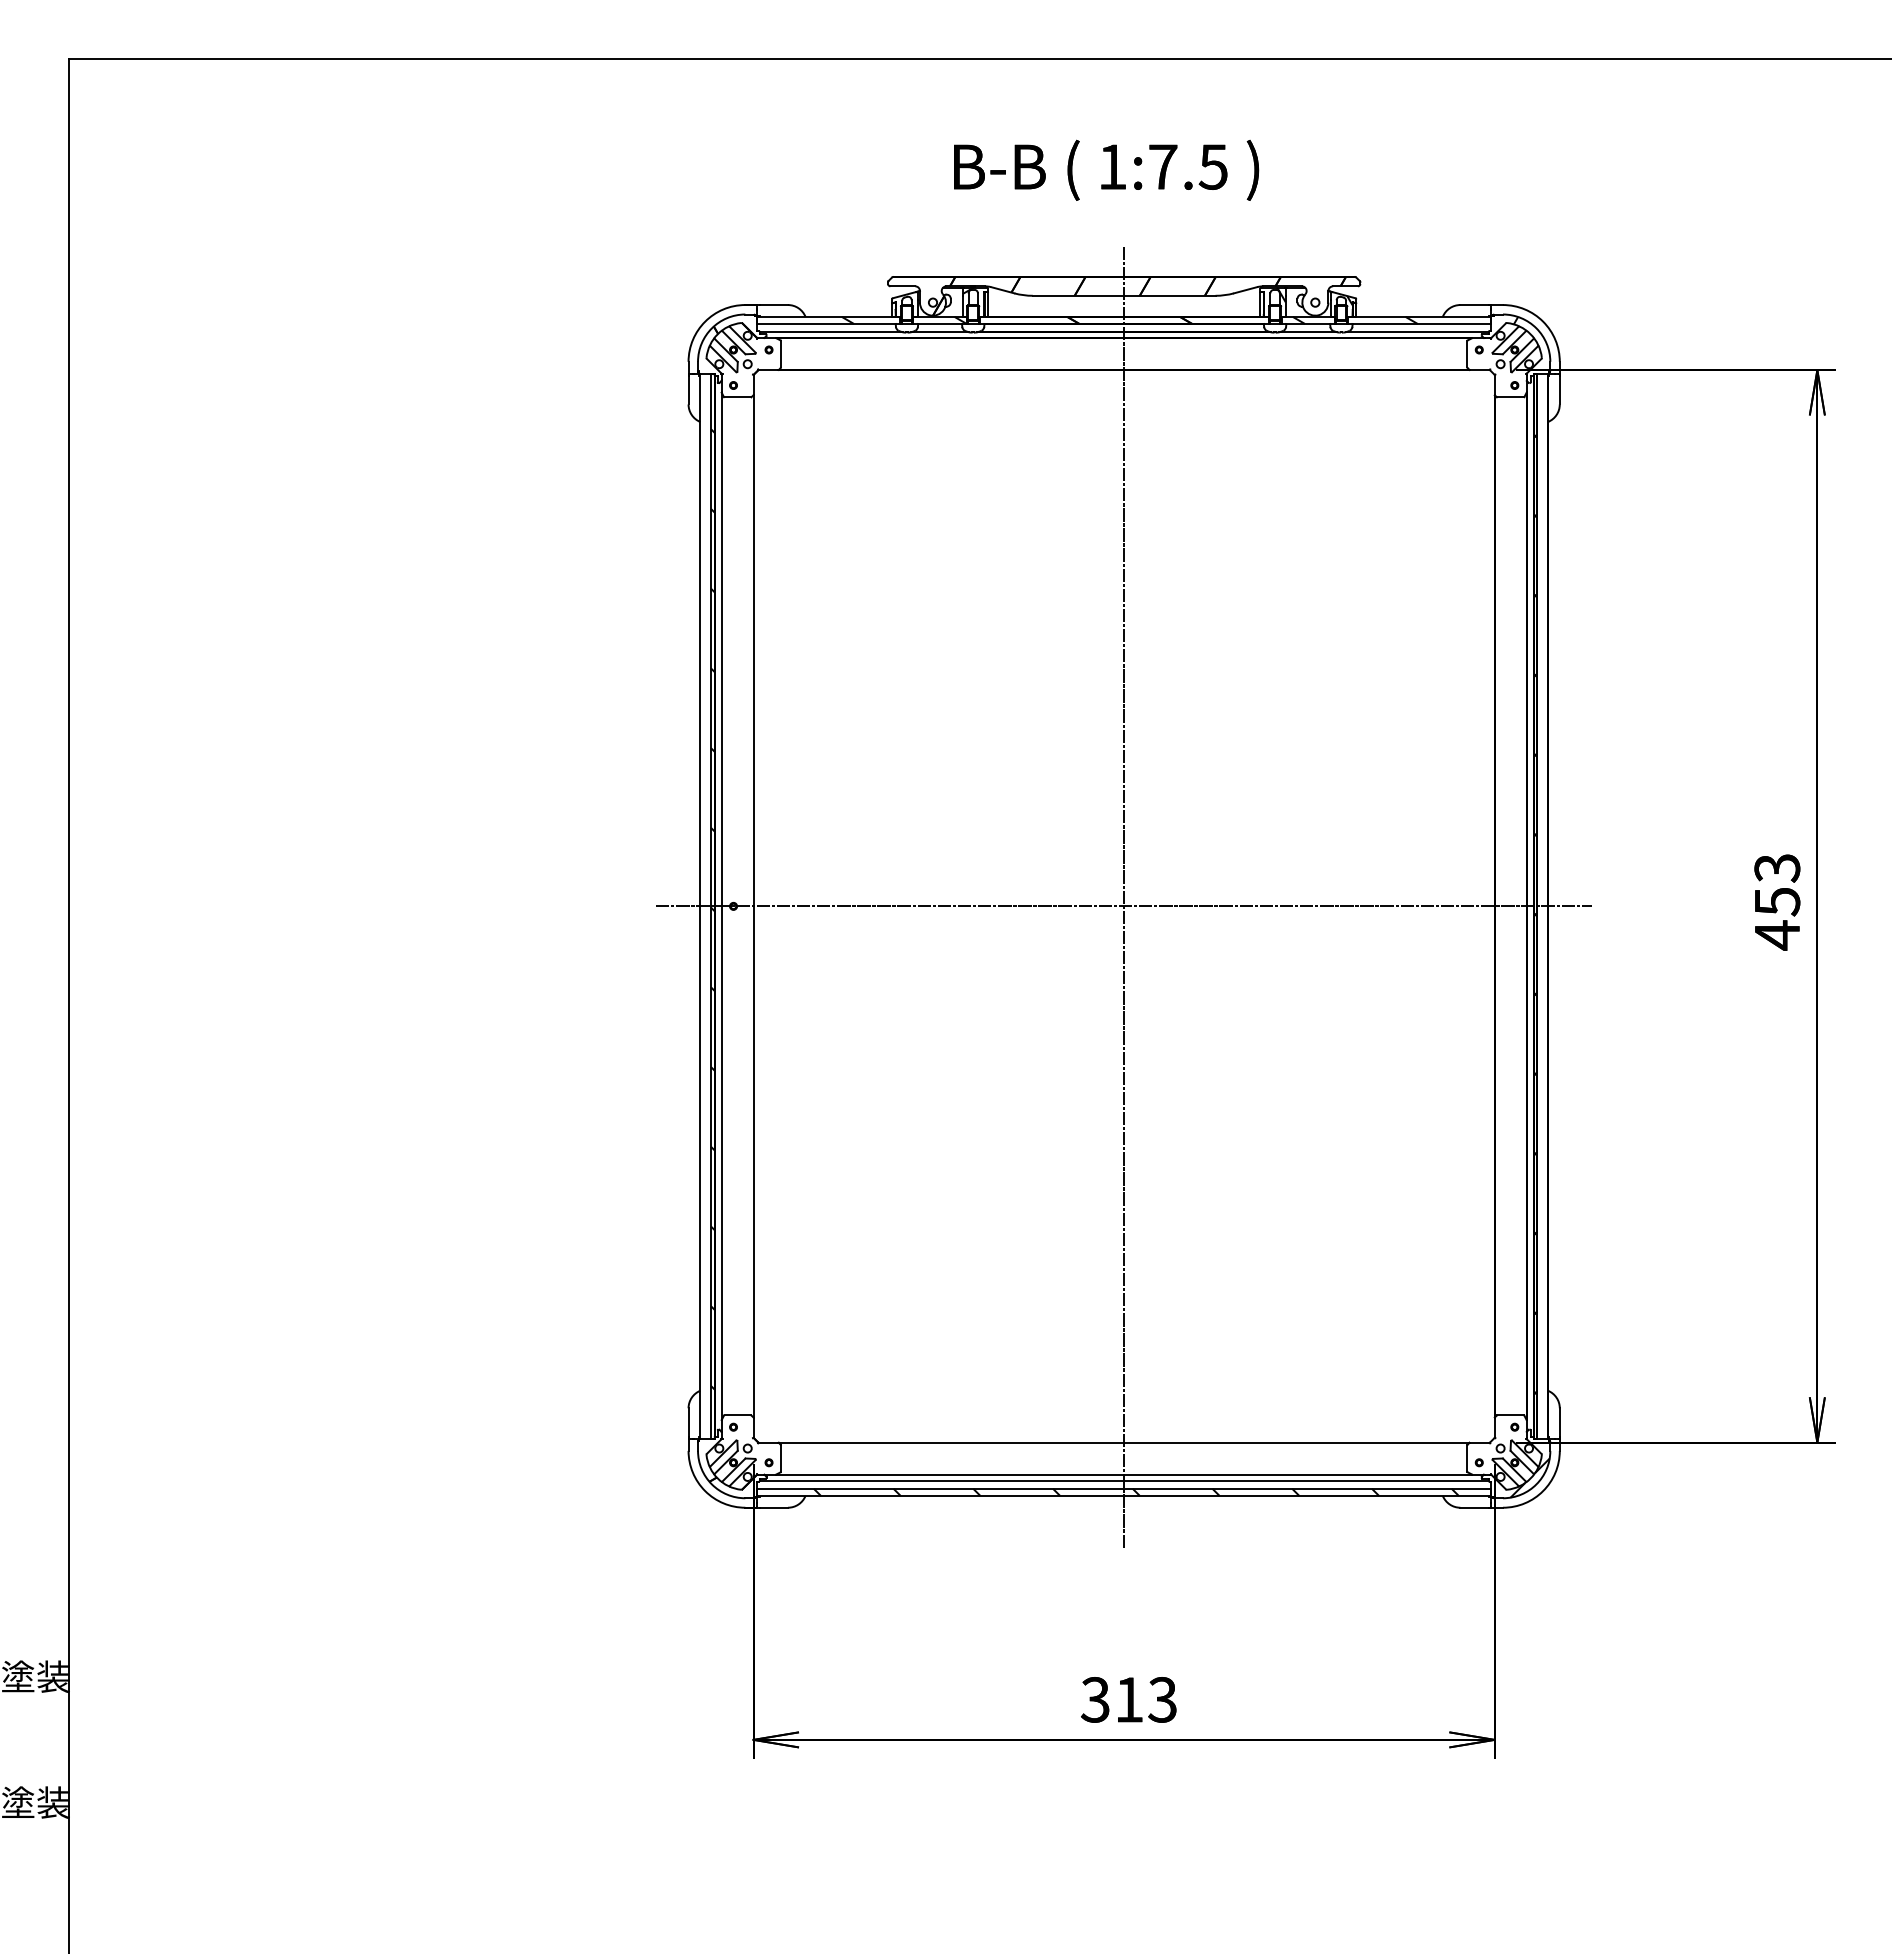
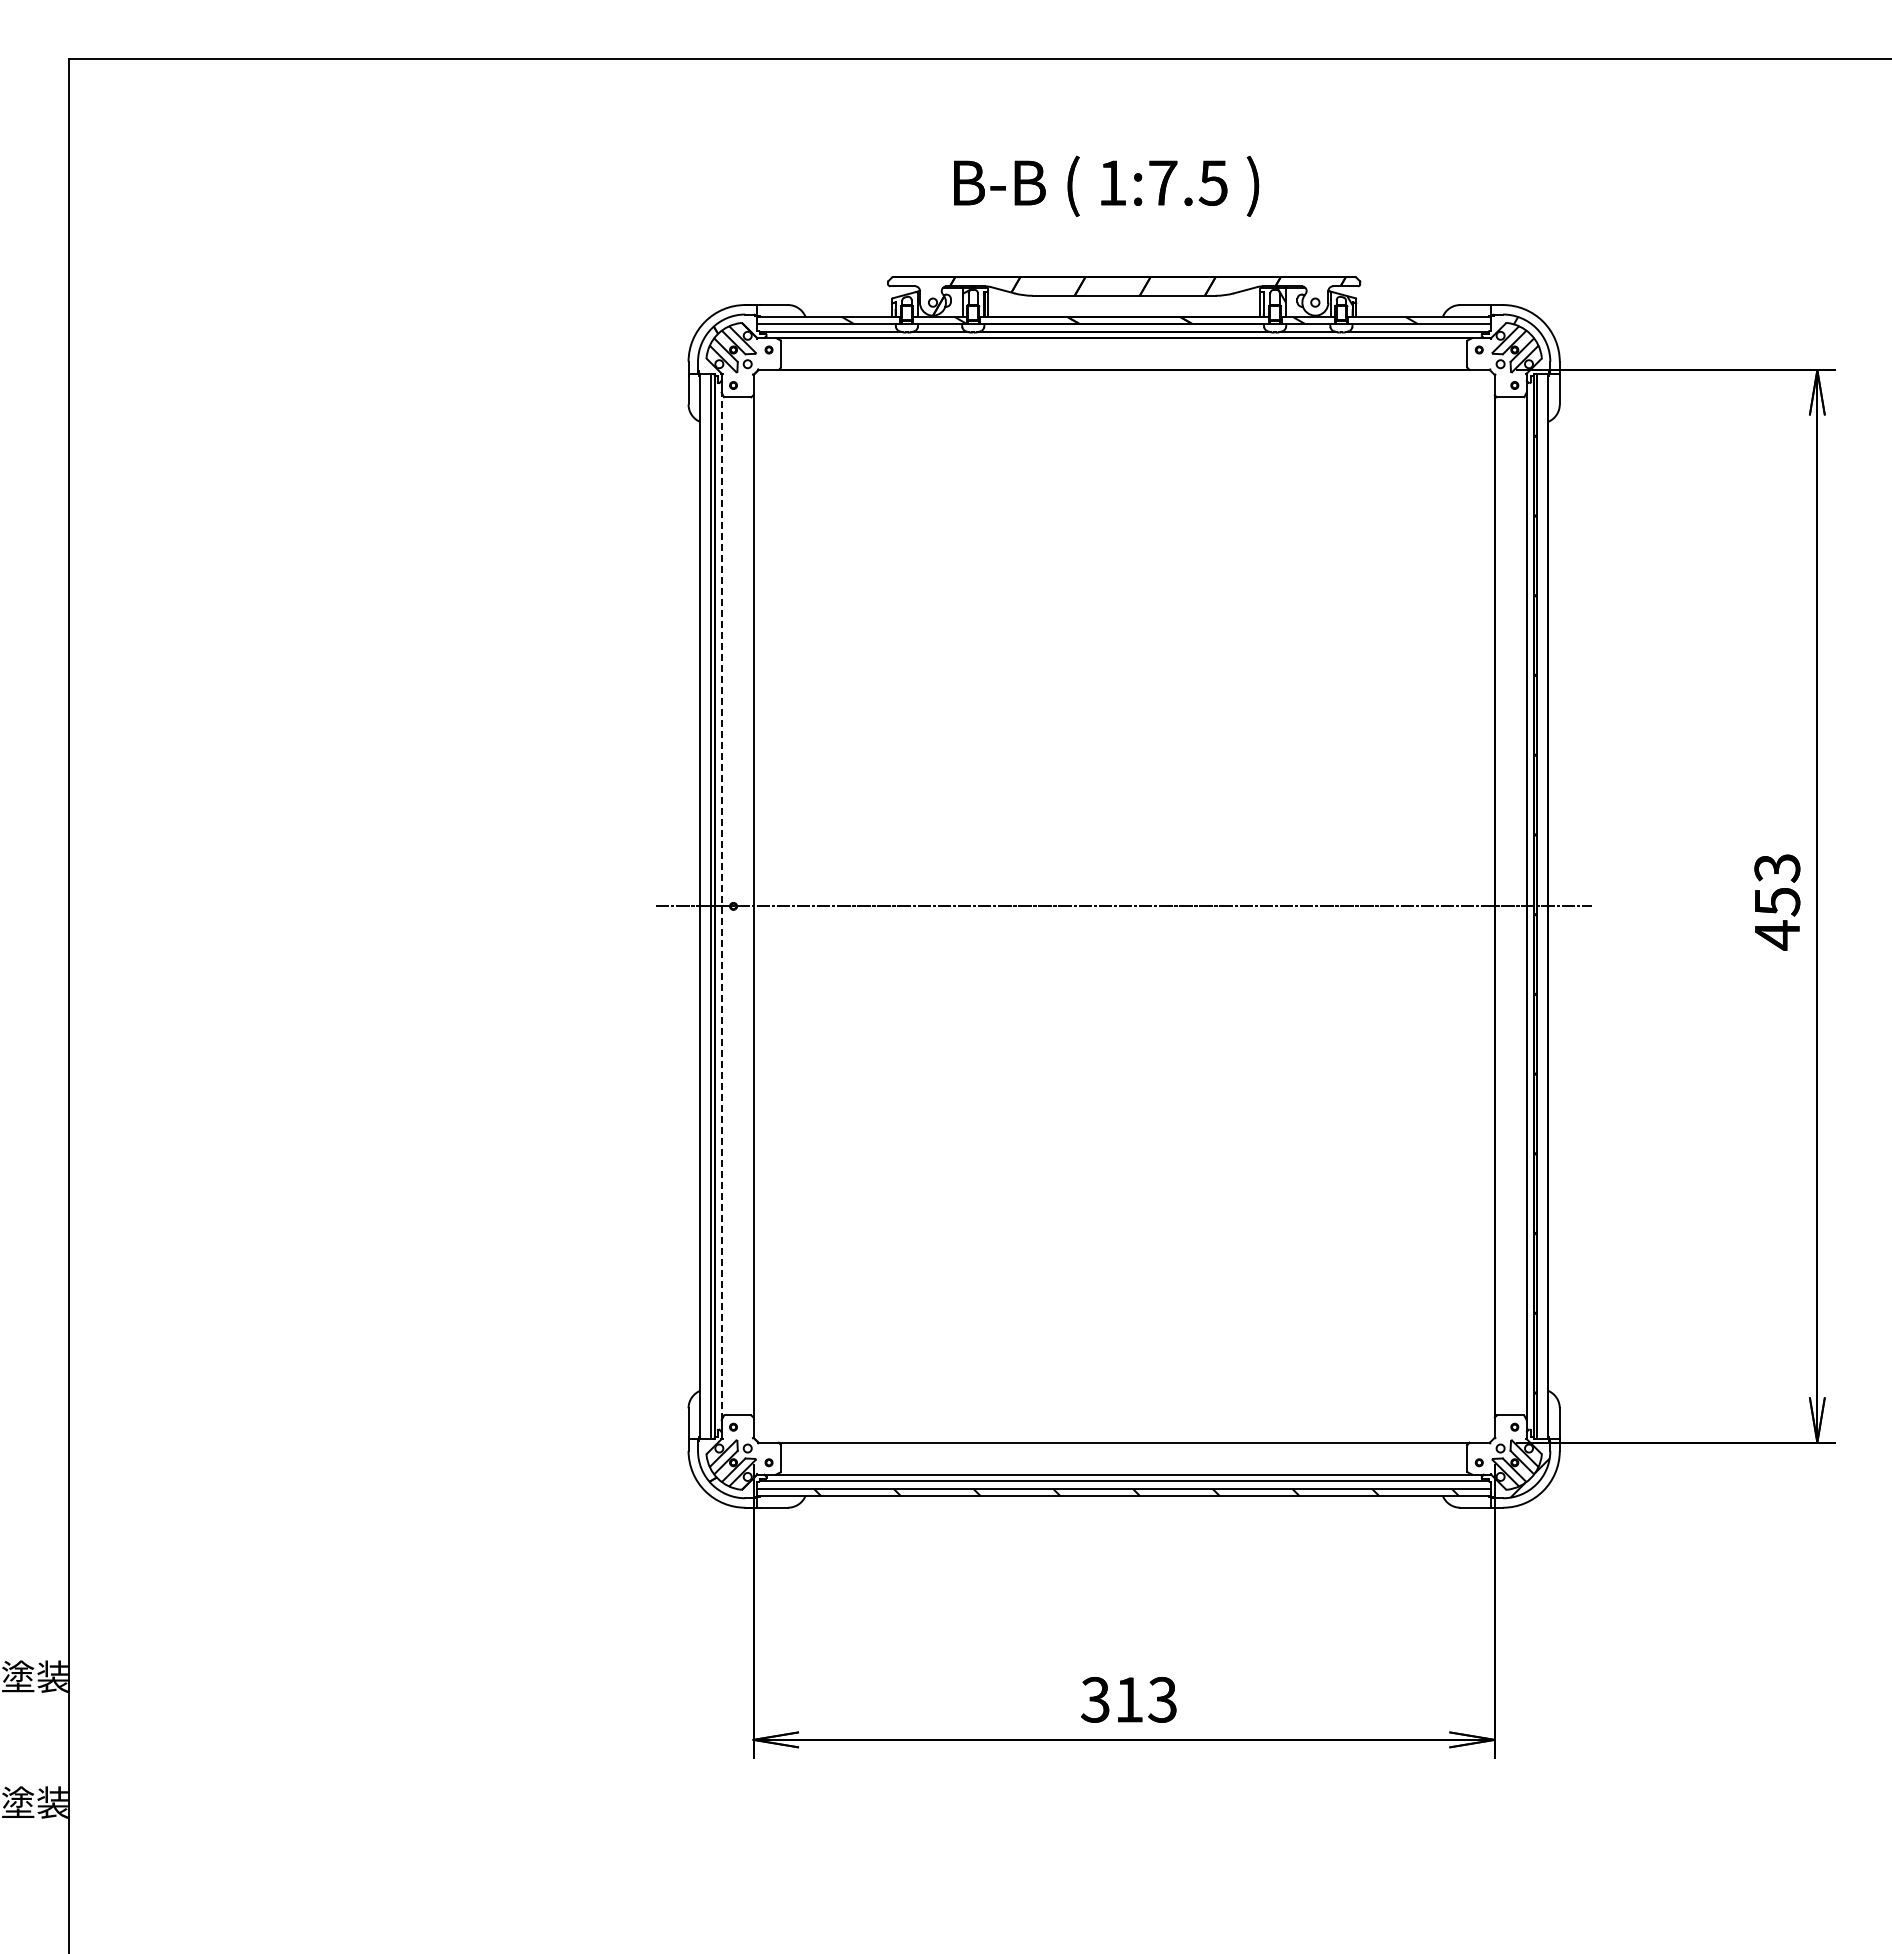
text position: (1106, 169) -> (1106, 185) (1106, 185)
line: present -> none (1124, 897)
line: solid -> dashed (721, 906)
hatch: present -> none (712, 909)
